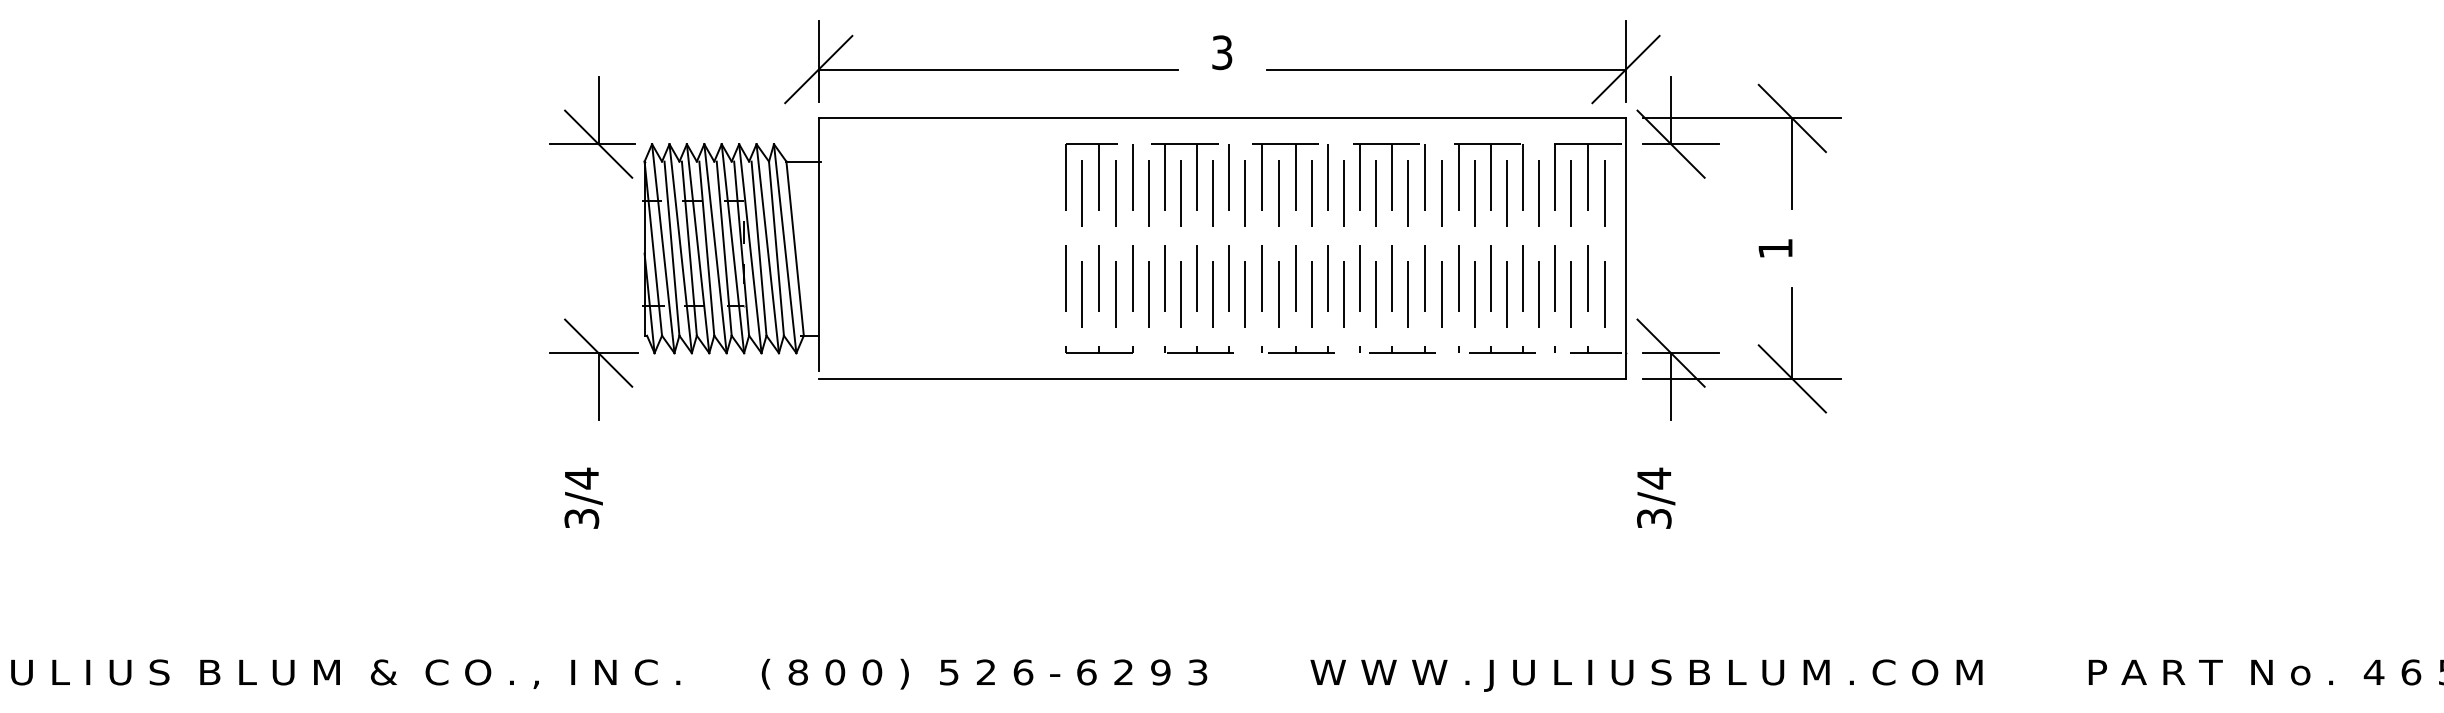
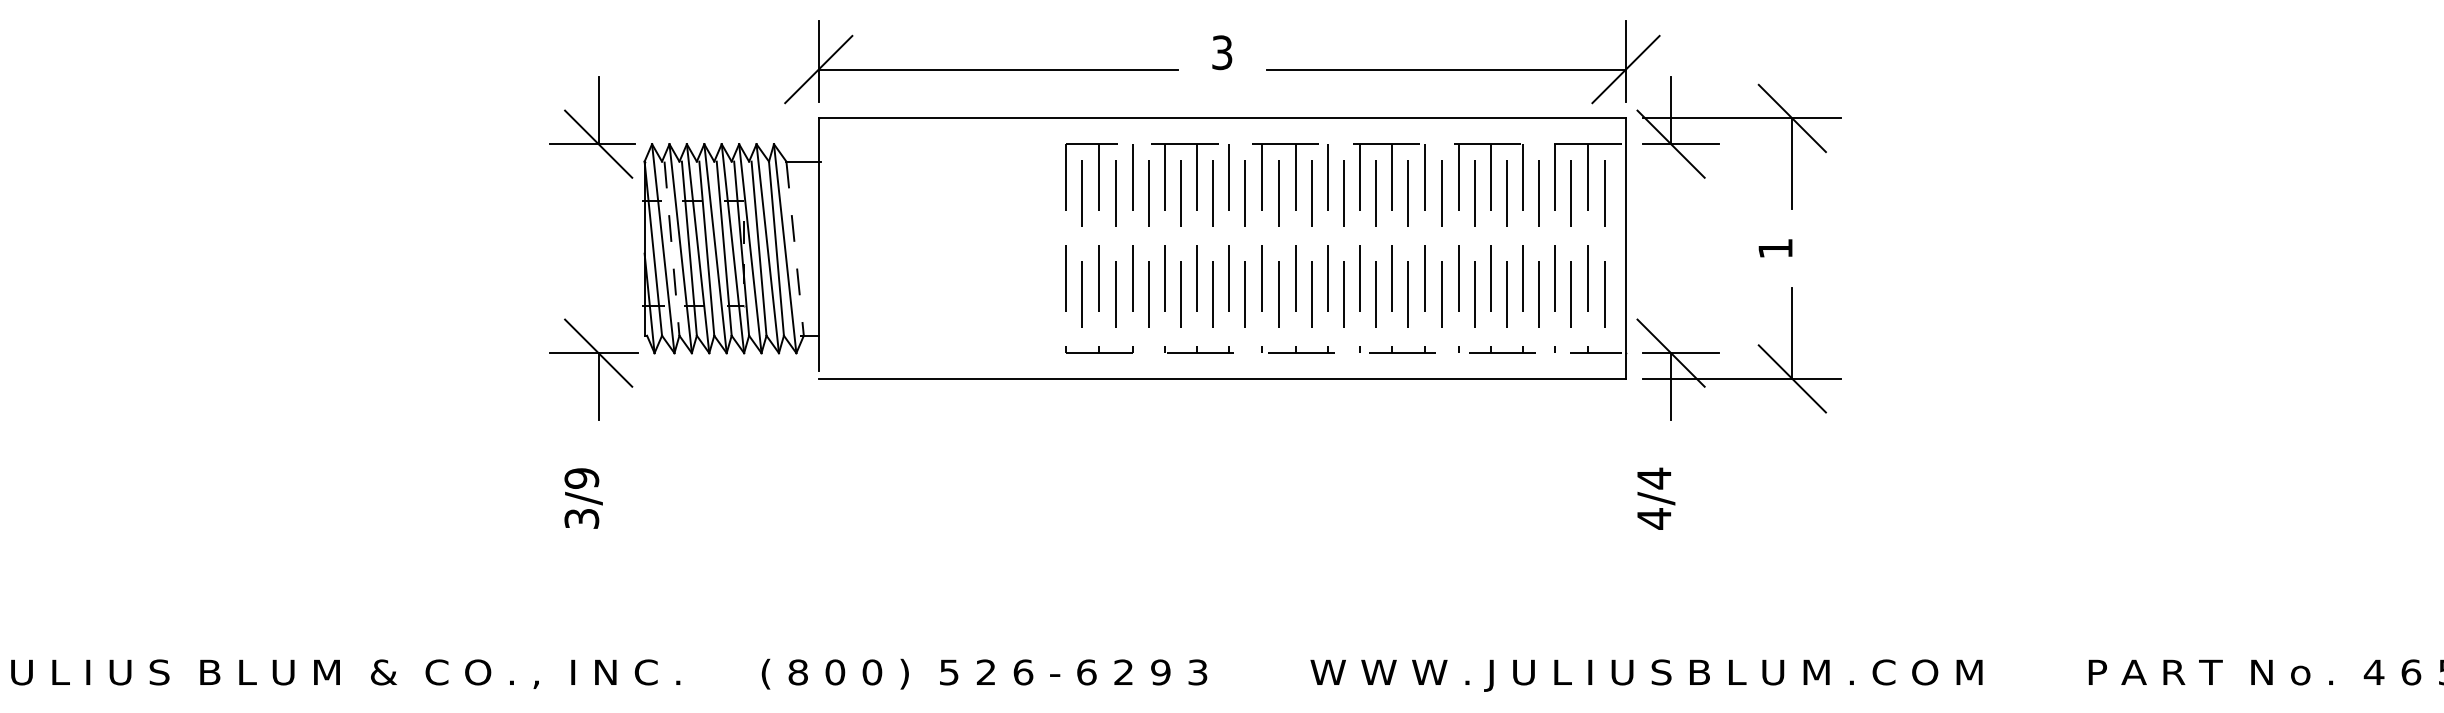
line: solid -> dashed (795, 248)
line: solid -> dashed (672, 249)
text: 3/4 -> 3/9 (581, 478)
text: 3/4 -> 4/4 (1654, 518)
